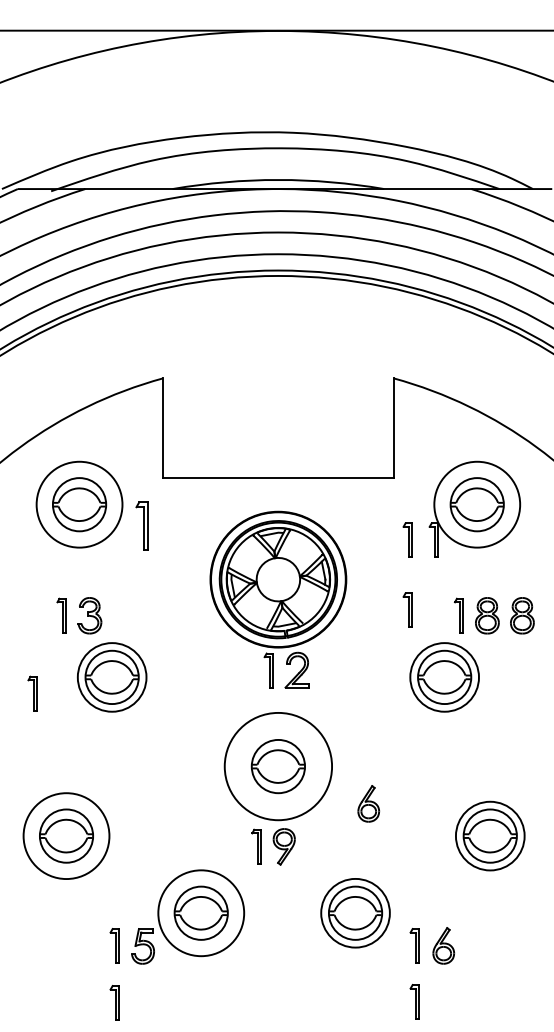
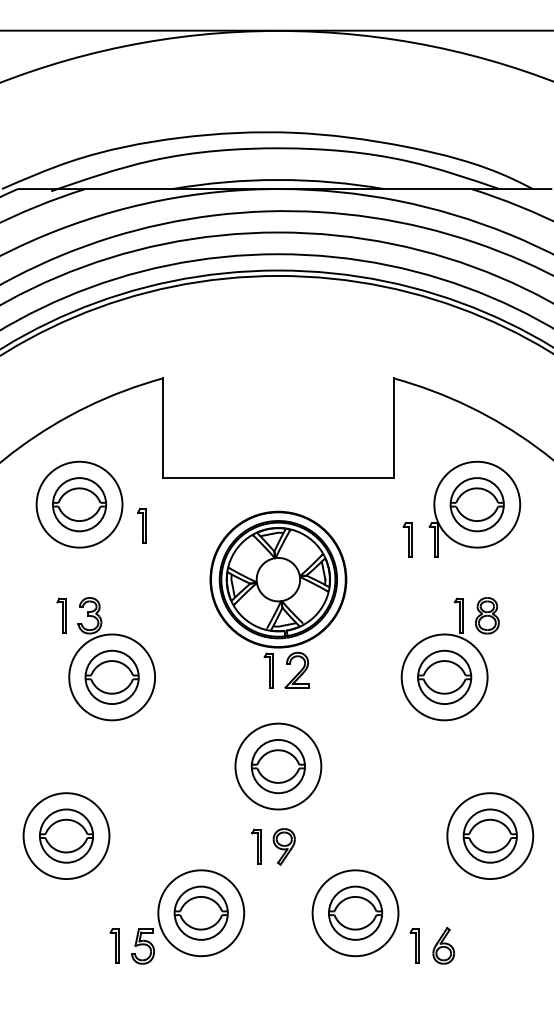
part size: 14x50 px -> 10x36 px (141, 525)
part: present -> none (407, 609)
part: present -> none (522, 615)
circle diameter: 69 px -> 86 px (112, 677)
circle diameter: 69 px -> 86 px (444, 677)
part: present -> none (32, 693)
circle diameter: 107 px -> 86 px (278, 766)
part: present -> none (368, 803)
circle diameter: 69 px -> 86 px (490, 836)
circle diameter: 69 px -> 86 px (355, 913)
part: present -> none (414, 1001)
part: present -> none (114, 1002)
